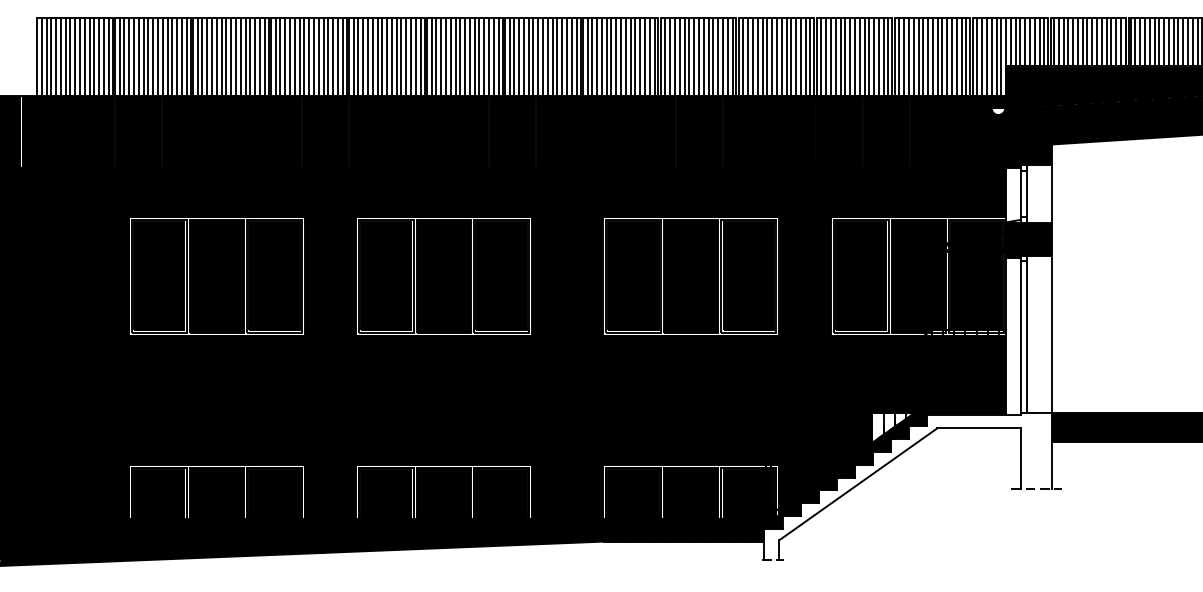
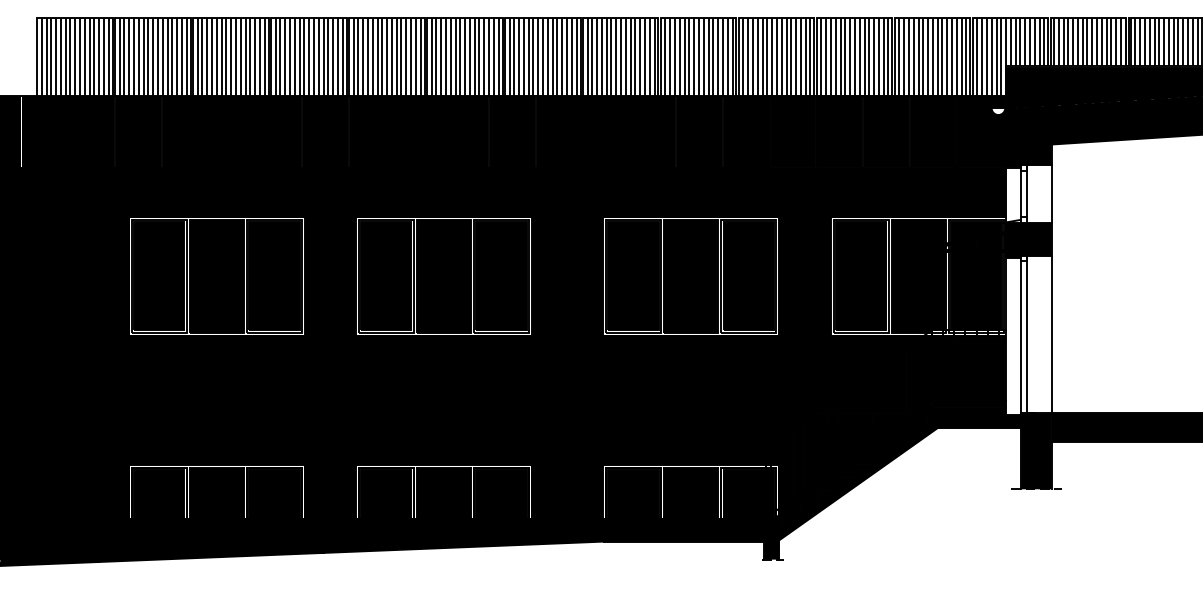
fill: none -> present (892, 427)
fill: none -> present (907, 486)
